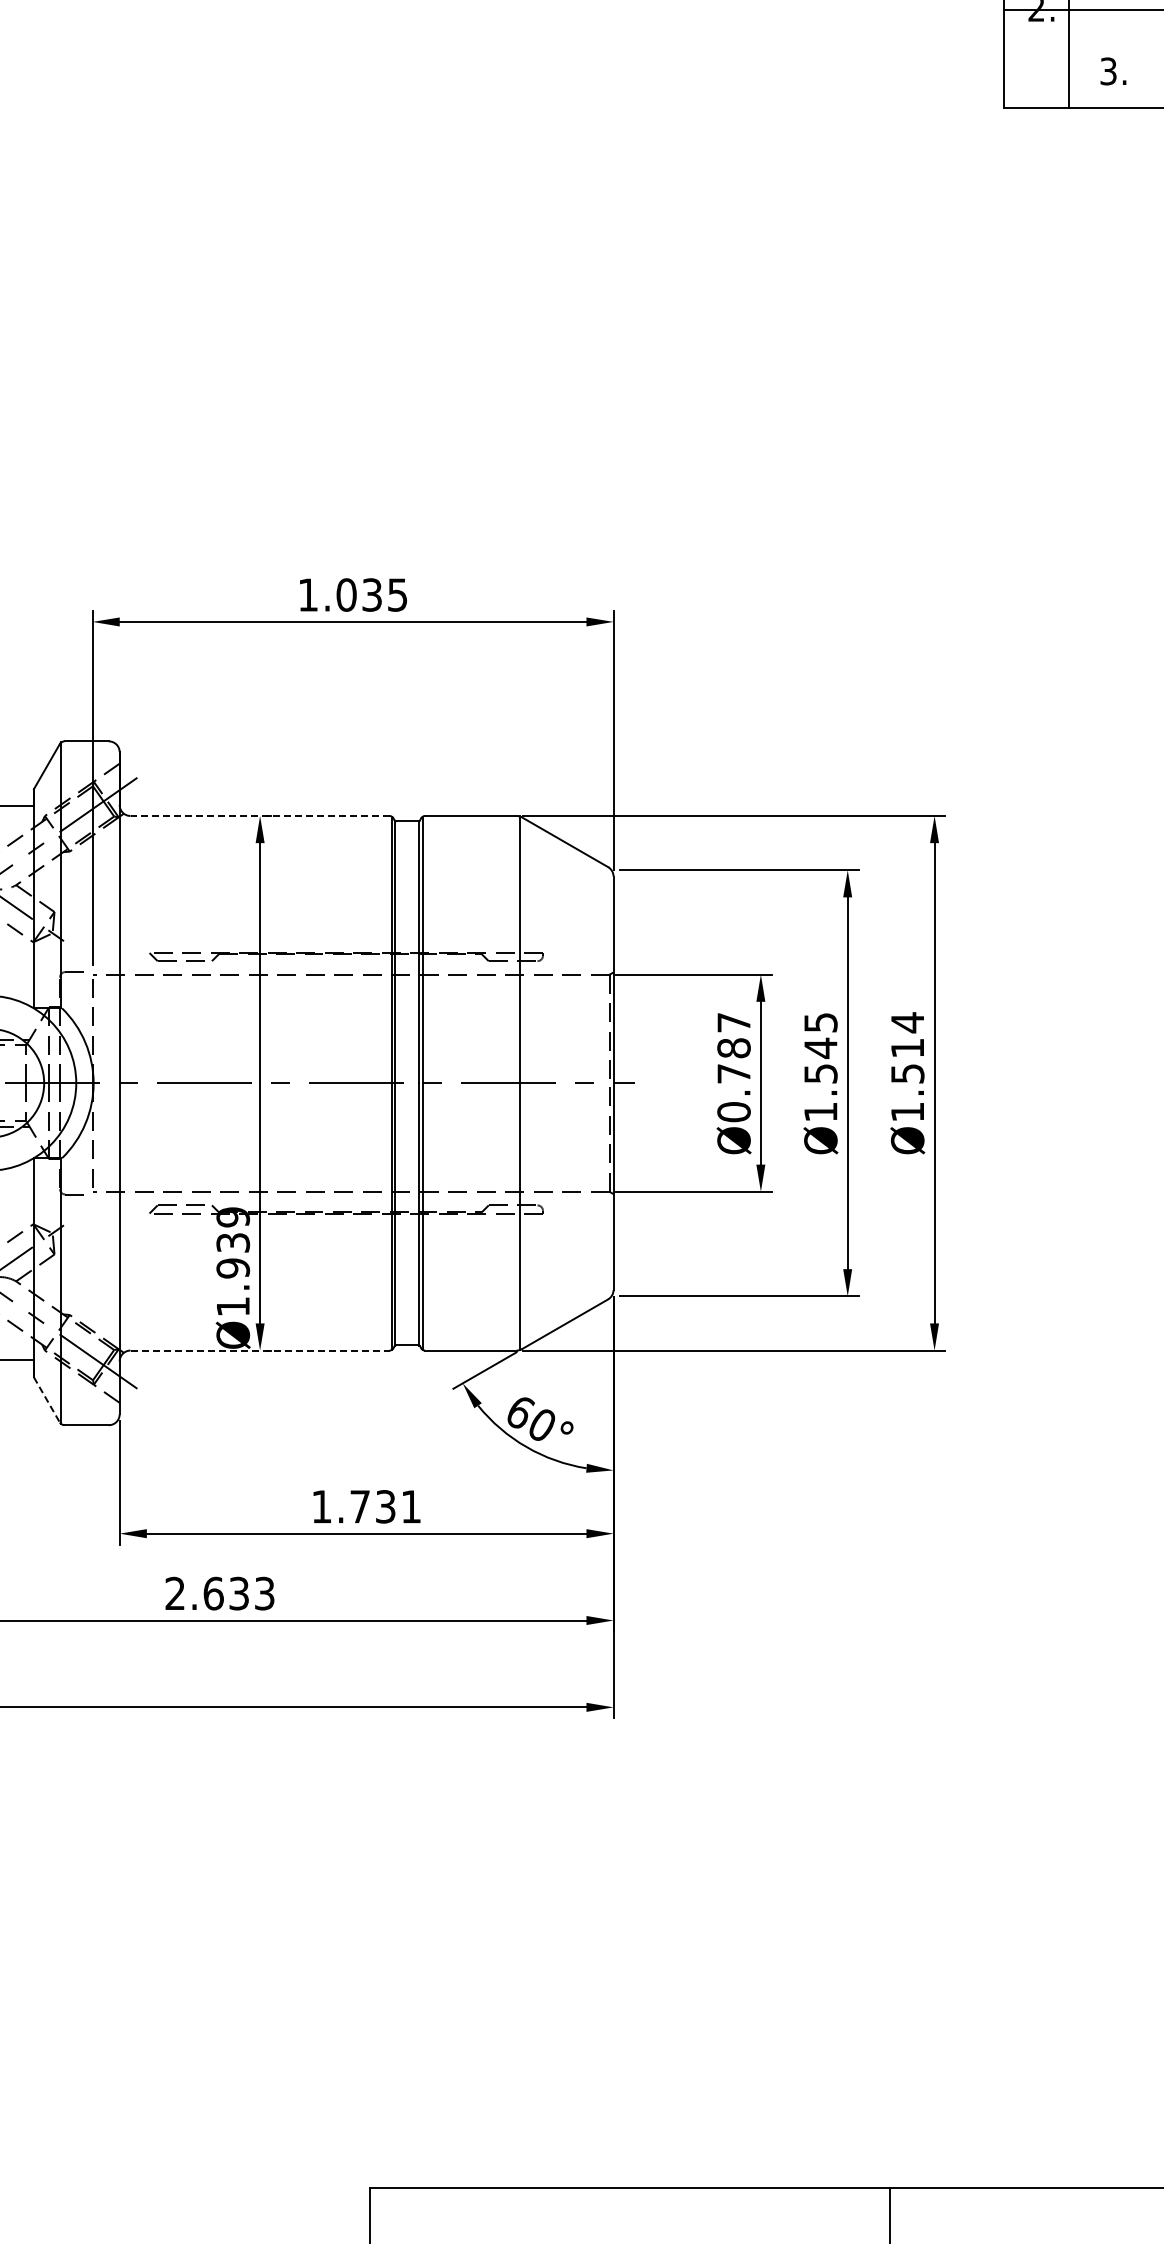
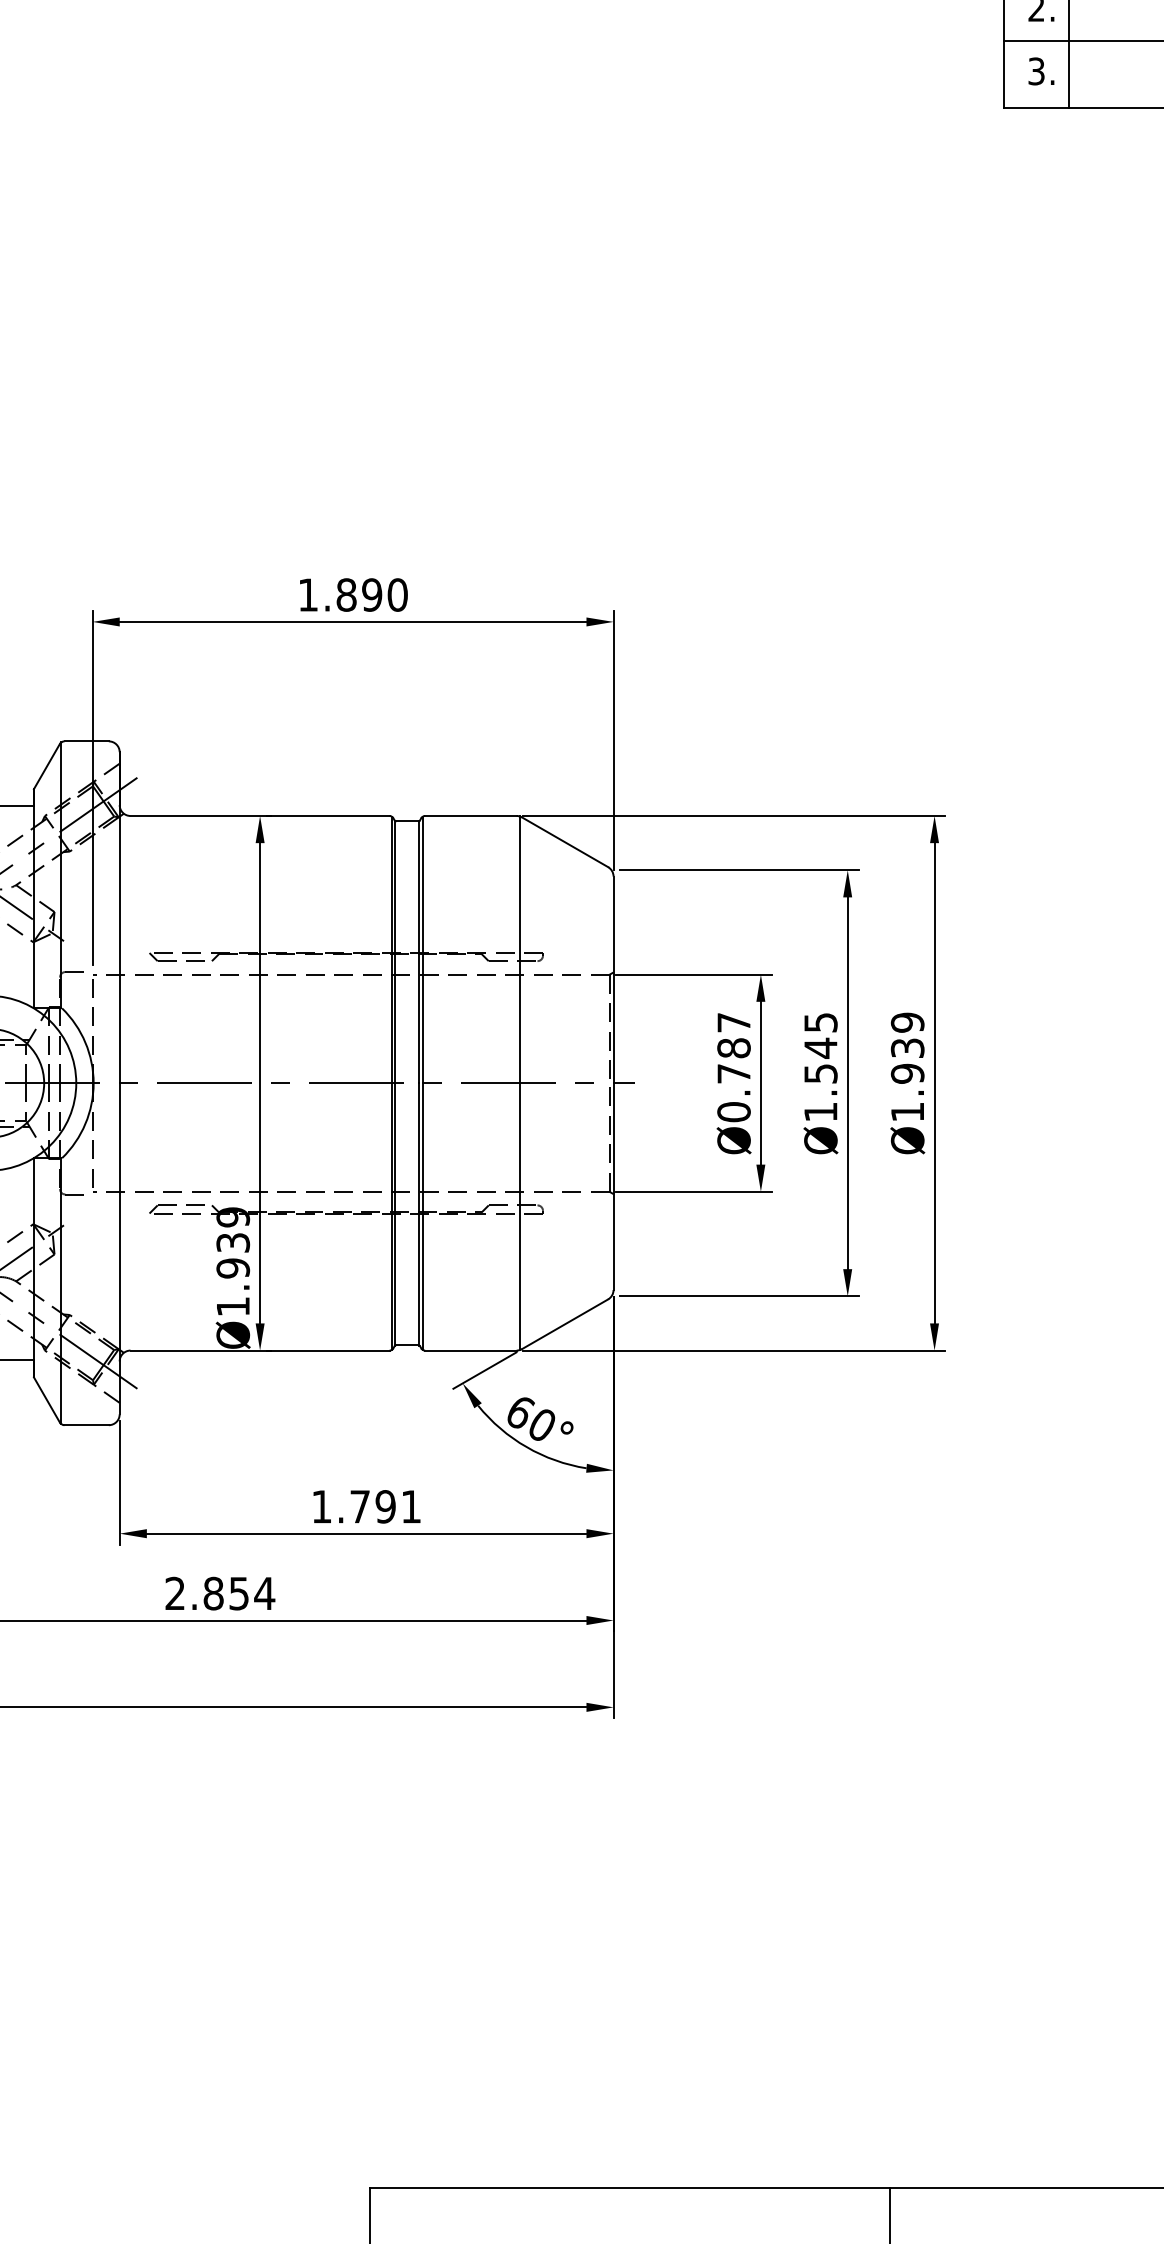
line position: (1081, 9) -> (1081, 40) (1081, 40)
text position: (1113, 71) -> (1041, 71) (1041, 71)
text: 1.035 -> 1.890 (371, 594)
line: dashed -> solid (260, 816)
text: Ø1.514 -> Ø1.939 (907, 1047)
line: dashed -> solid (260, 1350)
line: dashed -> solid (47, 1400)
text: 1.731 -> 1.791 (385, 1506)
text: 2.633 -> 2.854 (239, 1593)
